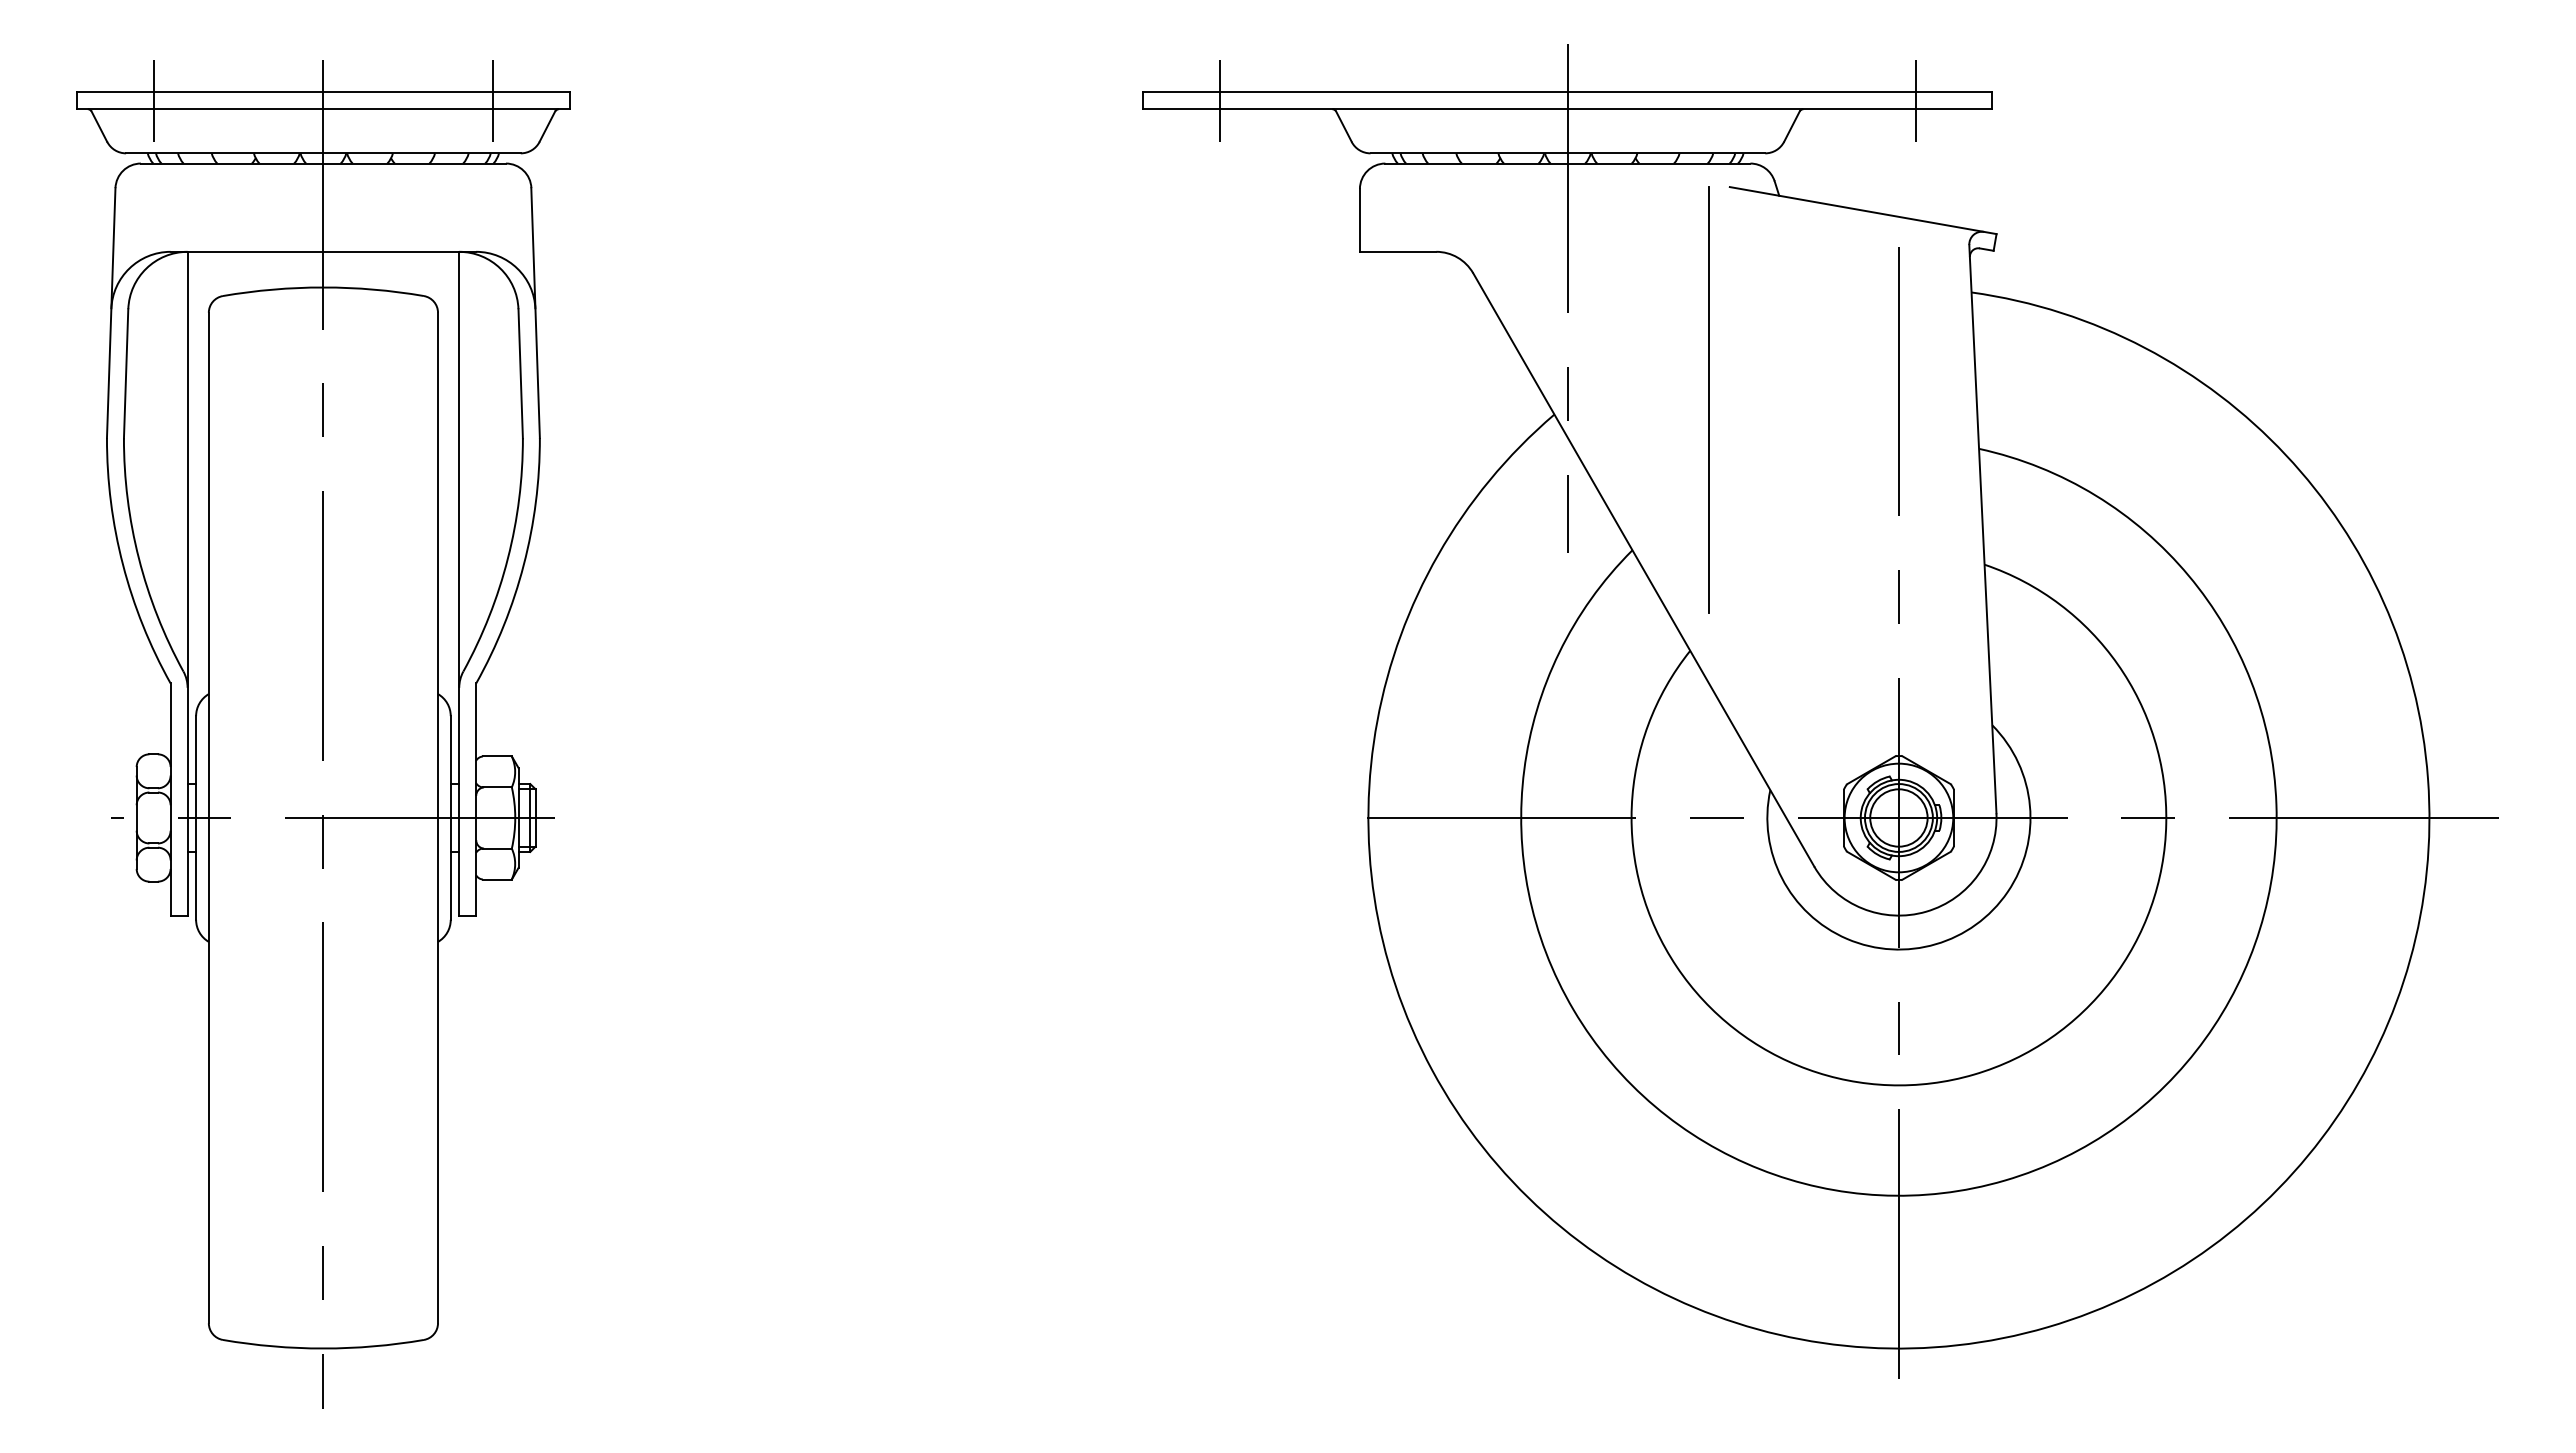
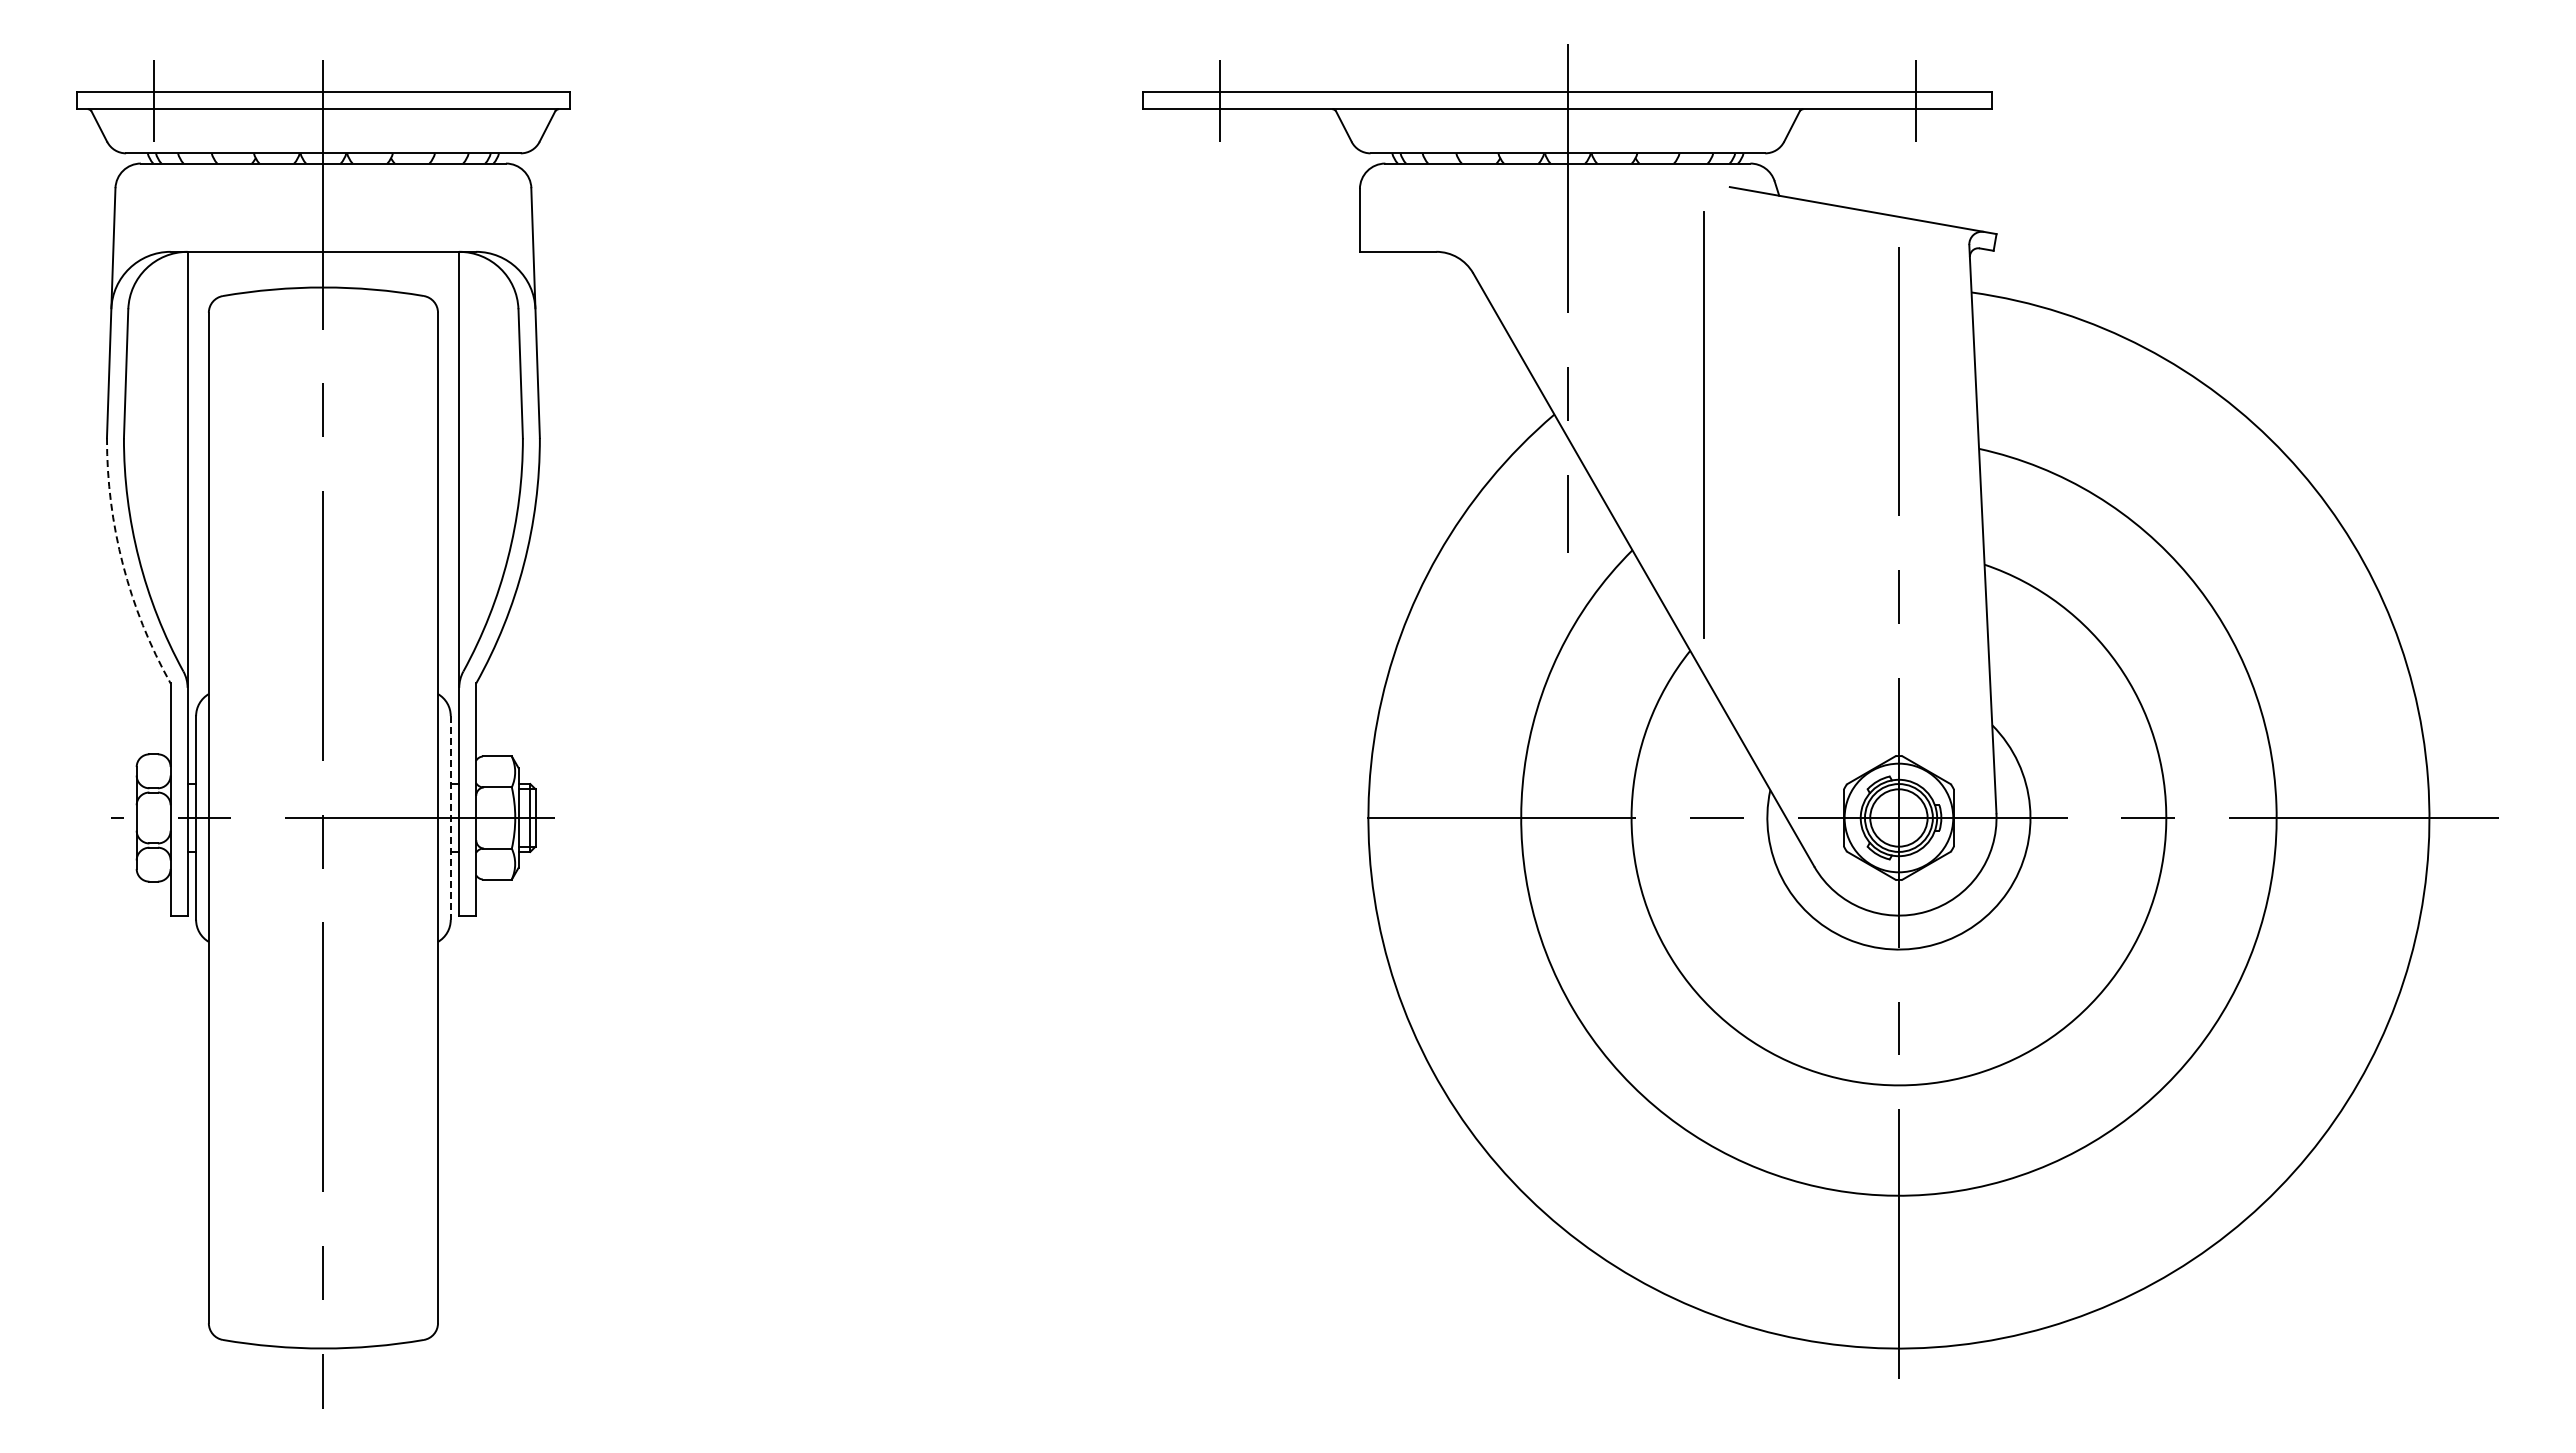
line: present -> none (493, 100)
line position: (1708, 399) -> (1703, 424) (1703, 424)
arc: solid -> dashed (123, 564)
line: solid -> dashed (450, 818)
